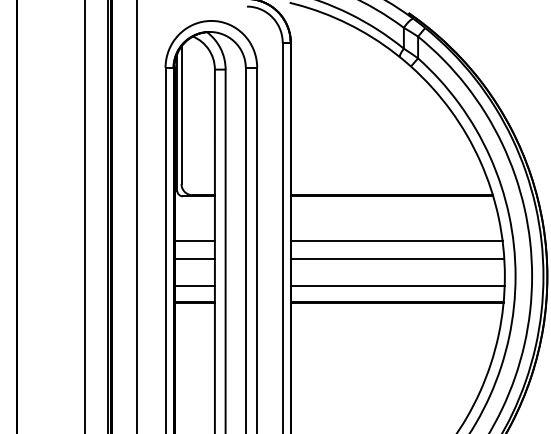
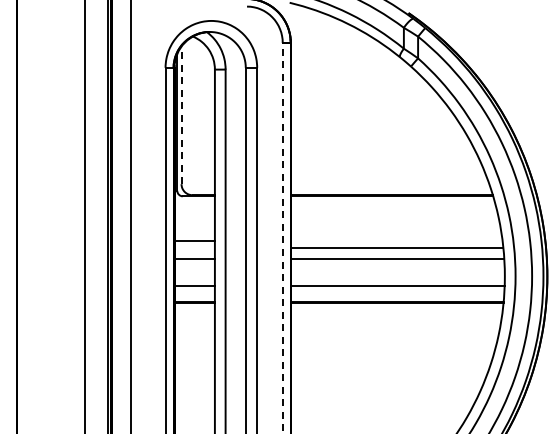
line: solid -> dashed (181, 115)
line position: (136, 216) -> (130, 216) (130, 216)
line: solid -> dashed (282, 237)
line position: (396, 240) -> (396, 247) (396, 247)
